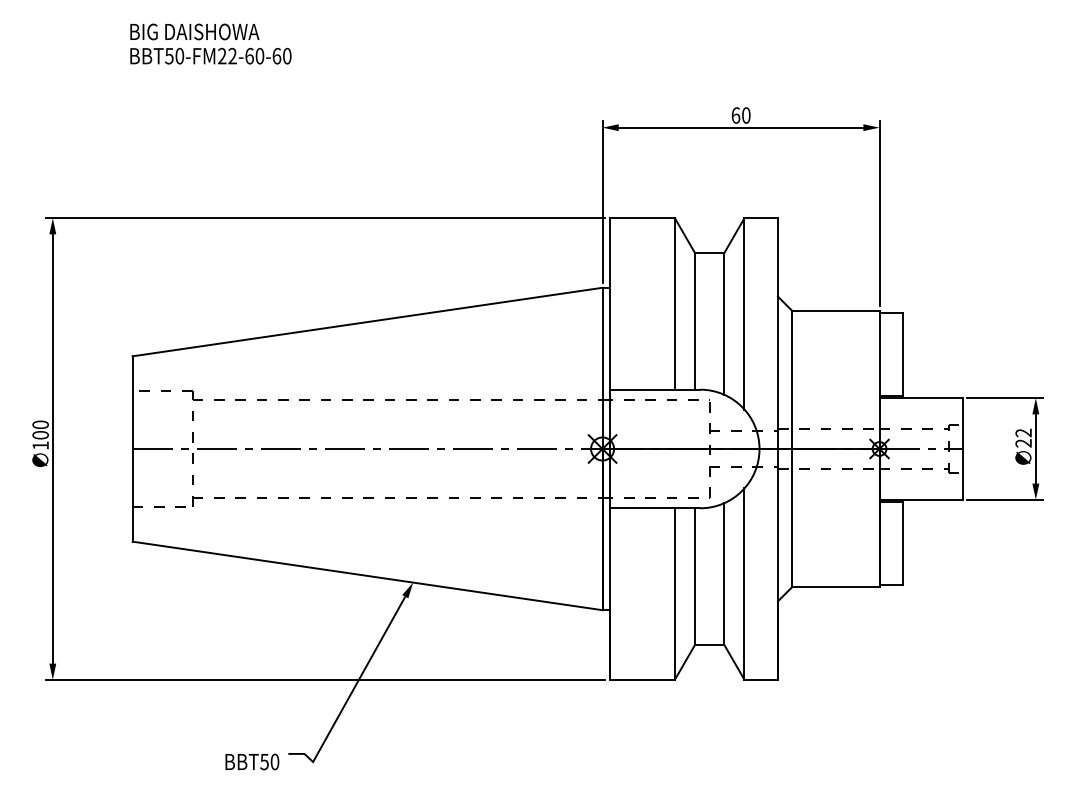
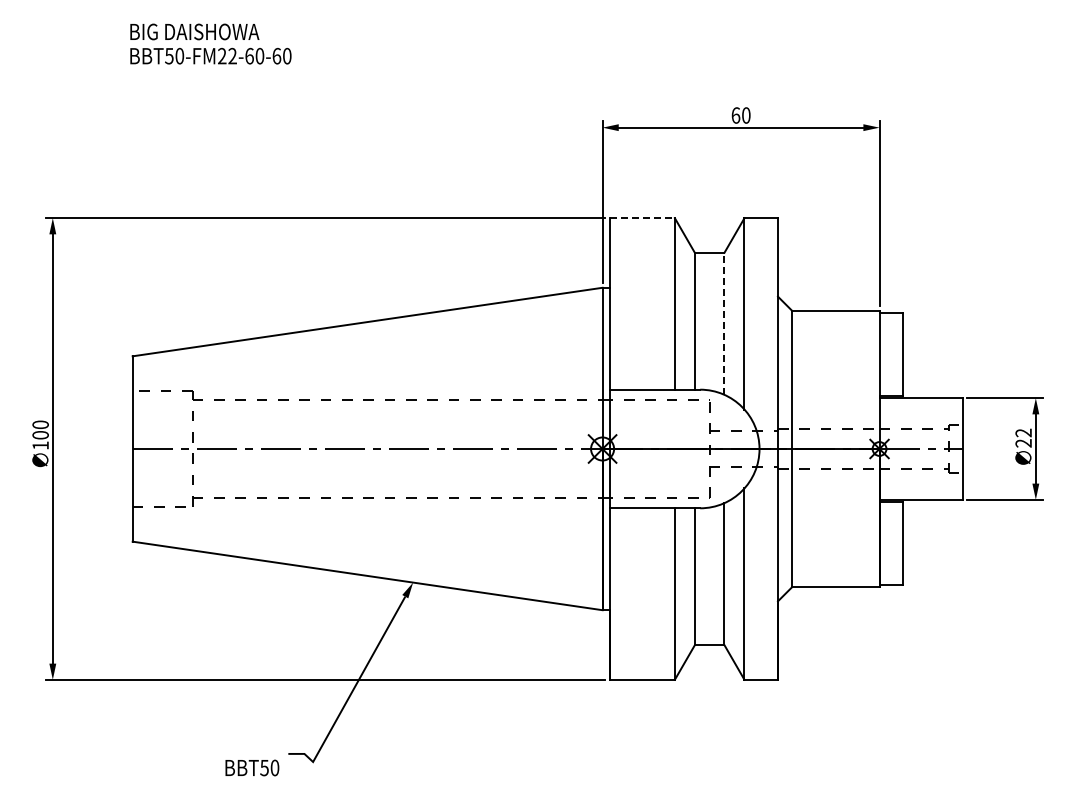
line: solid -> dashed (642, 218)
line: solid -> dashed (724, 323)
text position: (252, 761) -> (252, 767) (252, 767)
